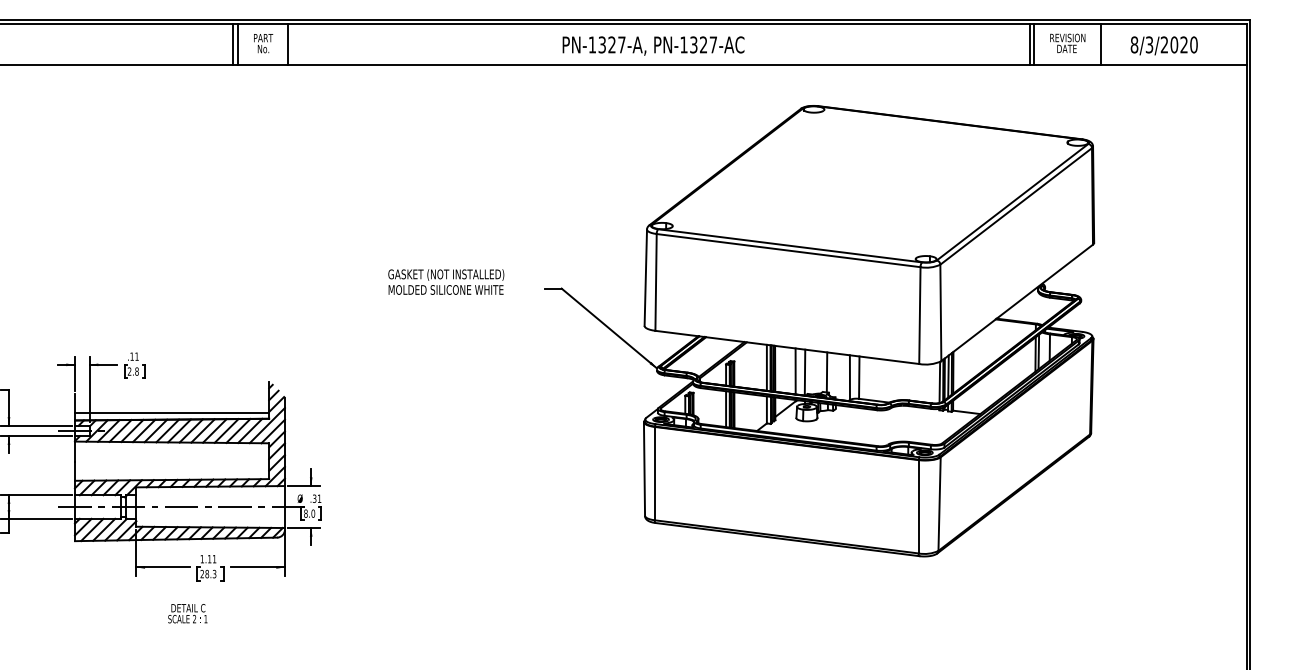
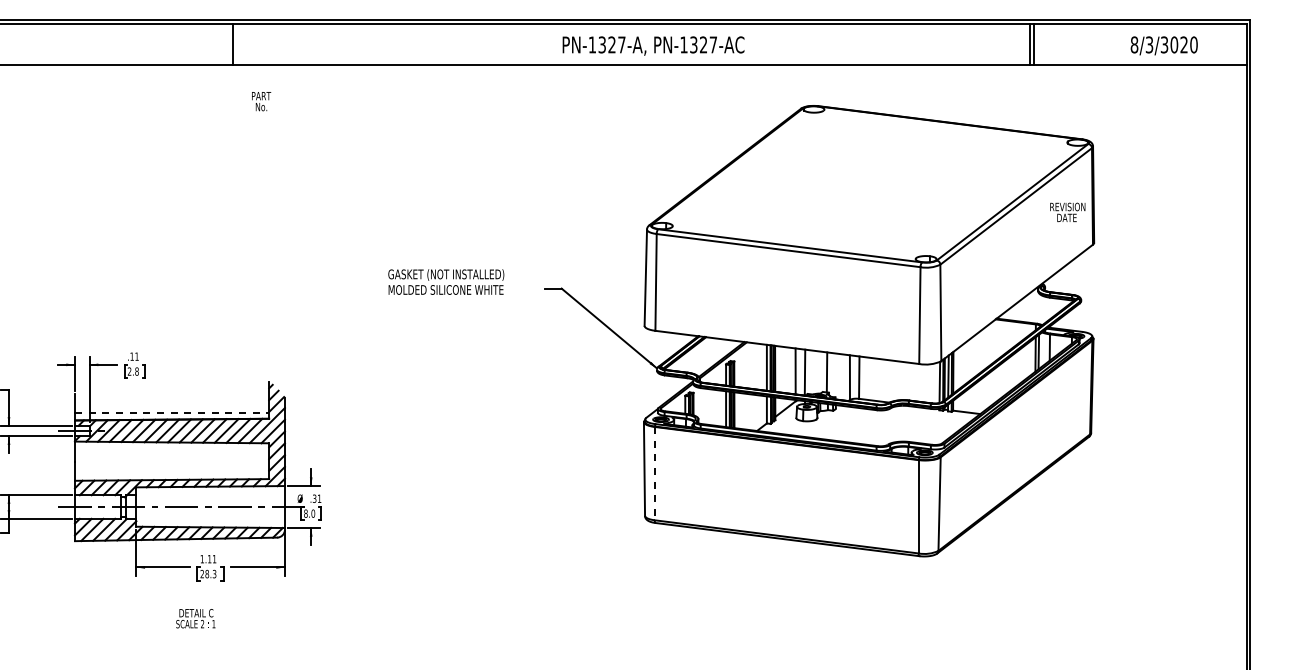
text position: (263, 43) -> (261, 101) (261, 101)
text position: (1067, 43) -> (1067, 212) (1067, 212)
line: present -> none (237, 44)
line: present -> none (287, 44)
line: present -> none (1100, 44)
text: 8/3/2020 -> 8/3/3020 (1164, 44)
line: solid -> dashed (172, 412)
line: solid -> dashed (654, 473)
text position: (187, 613) -> (195, 618) (195, 618)
